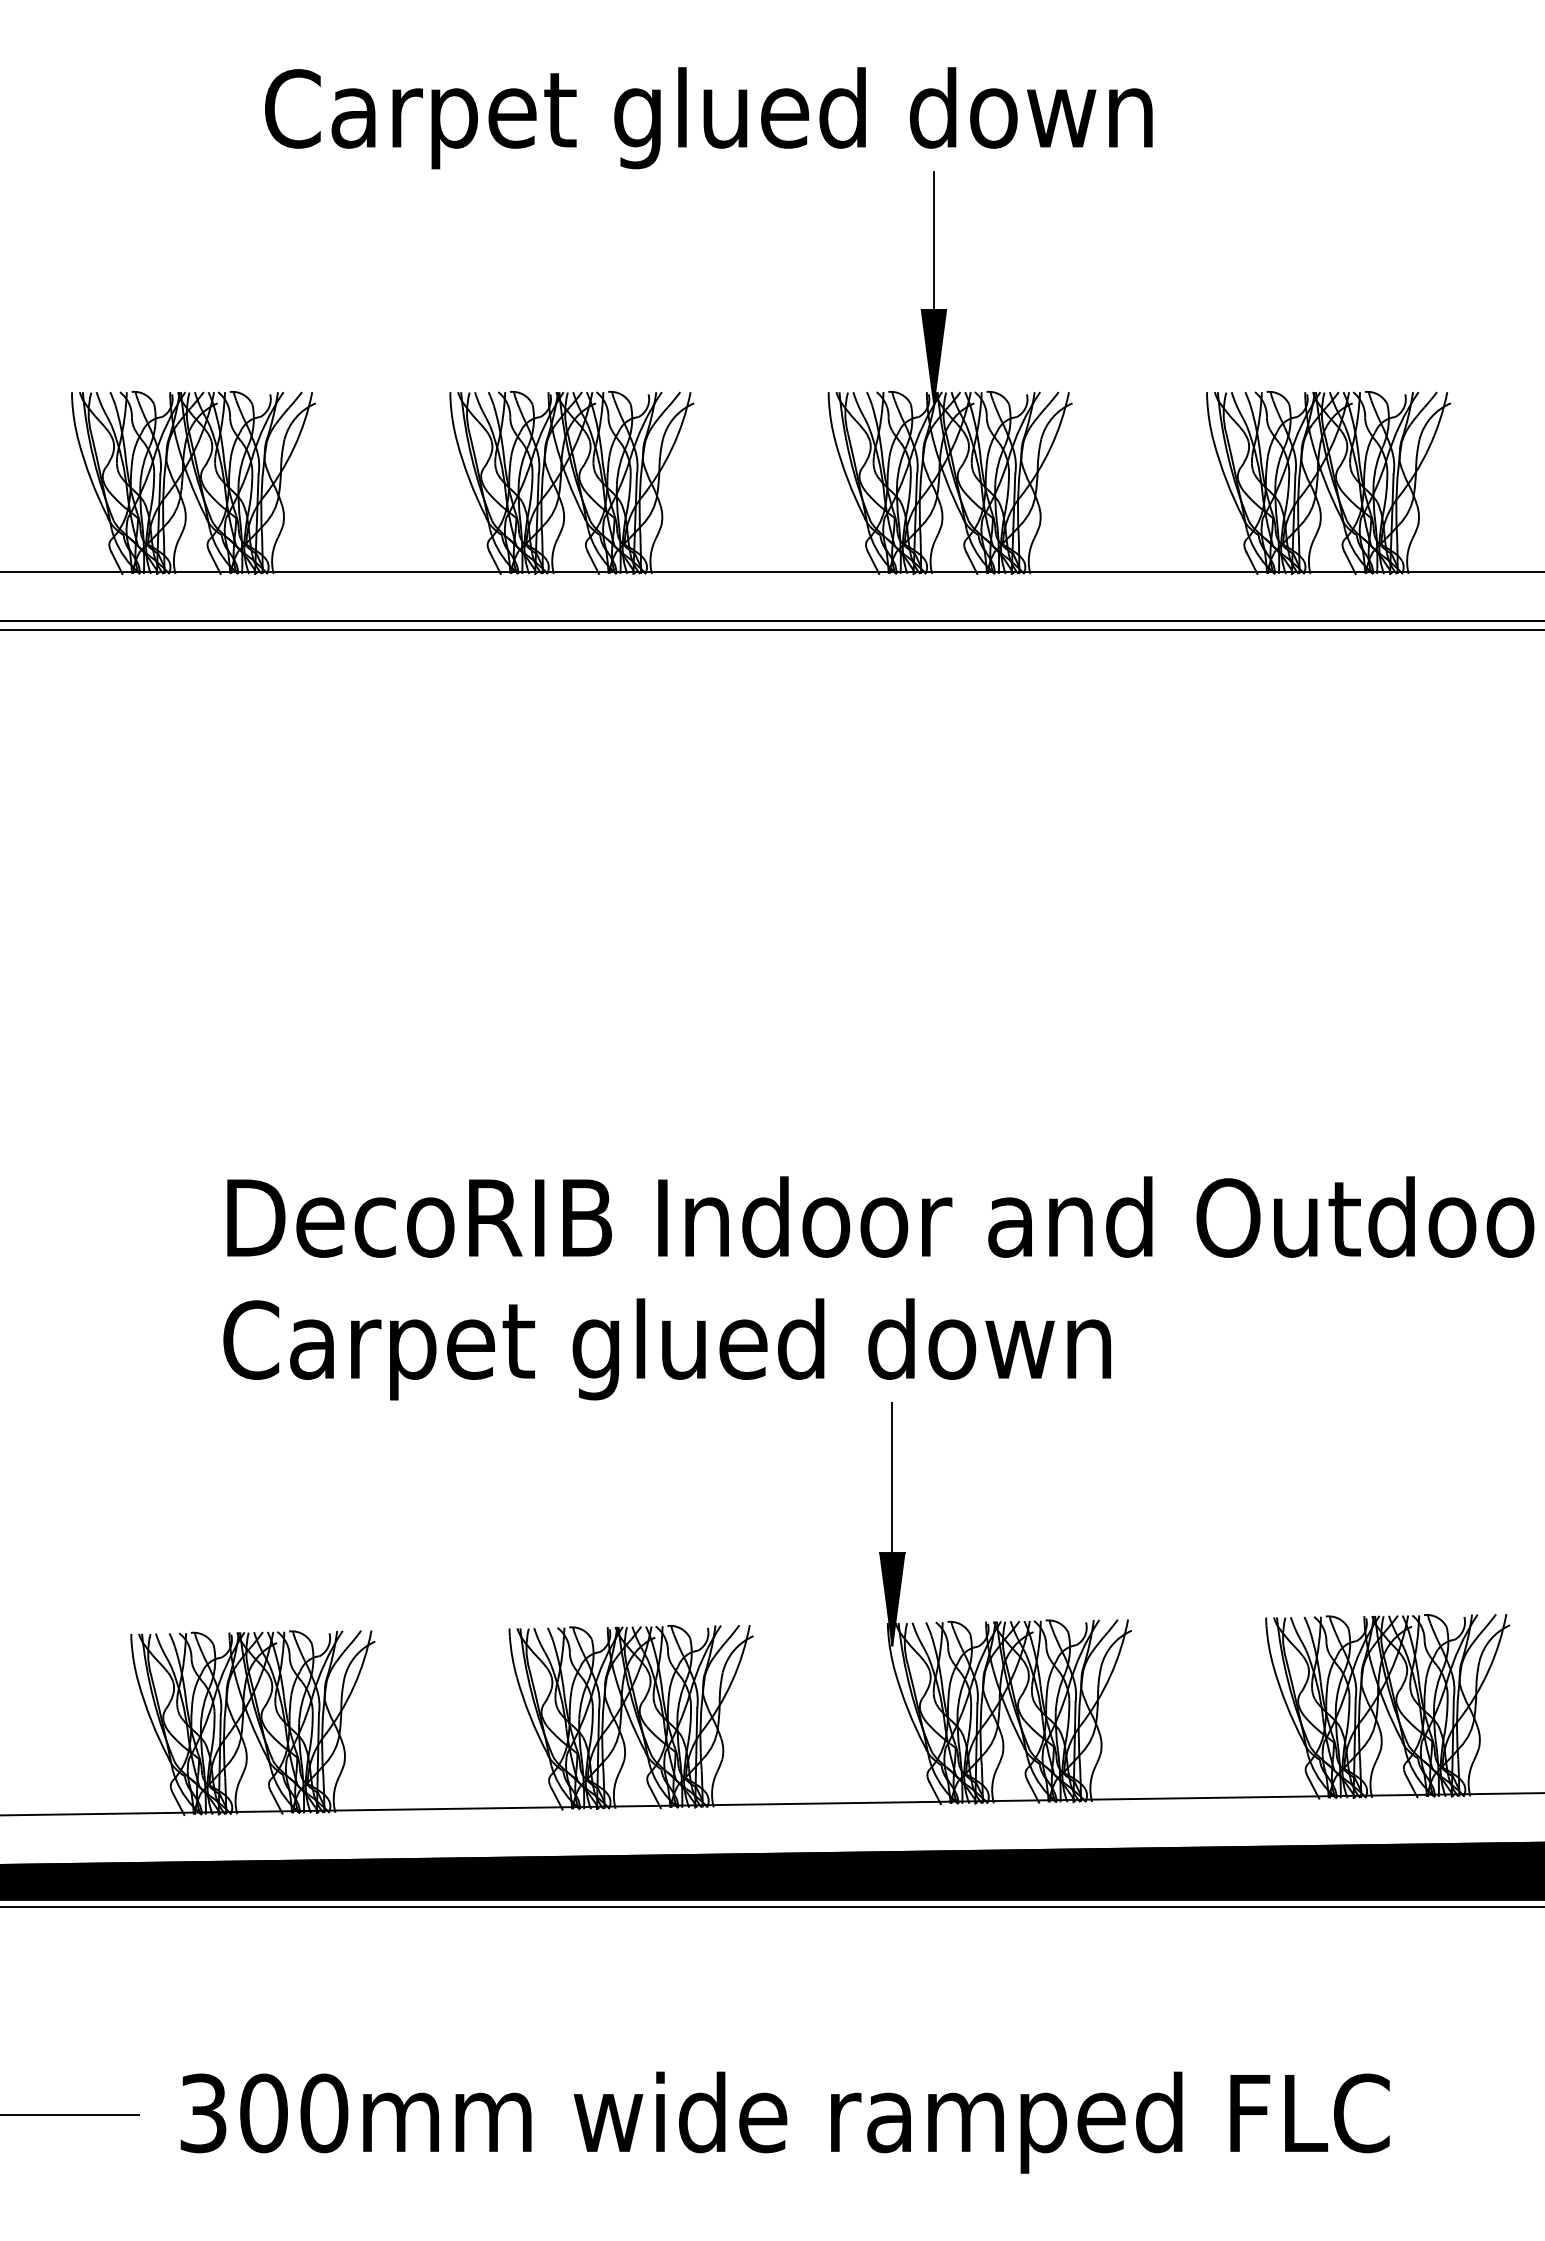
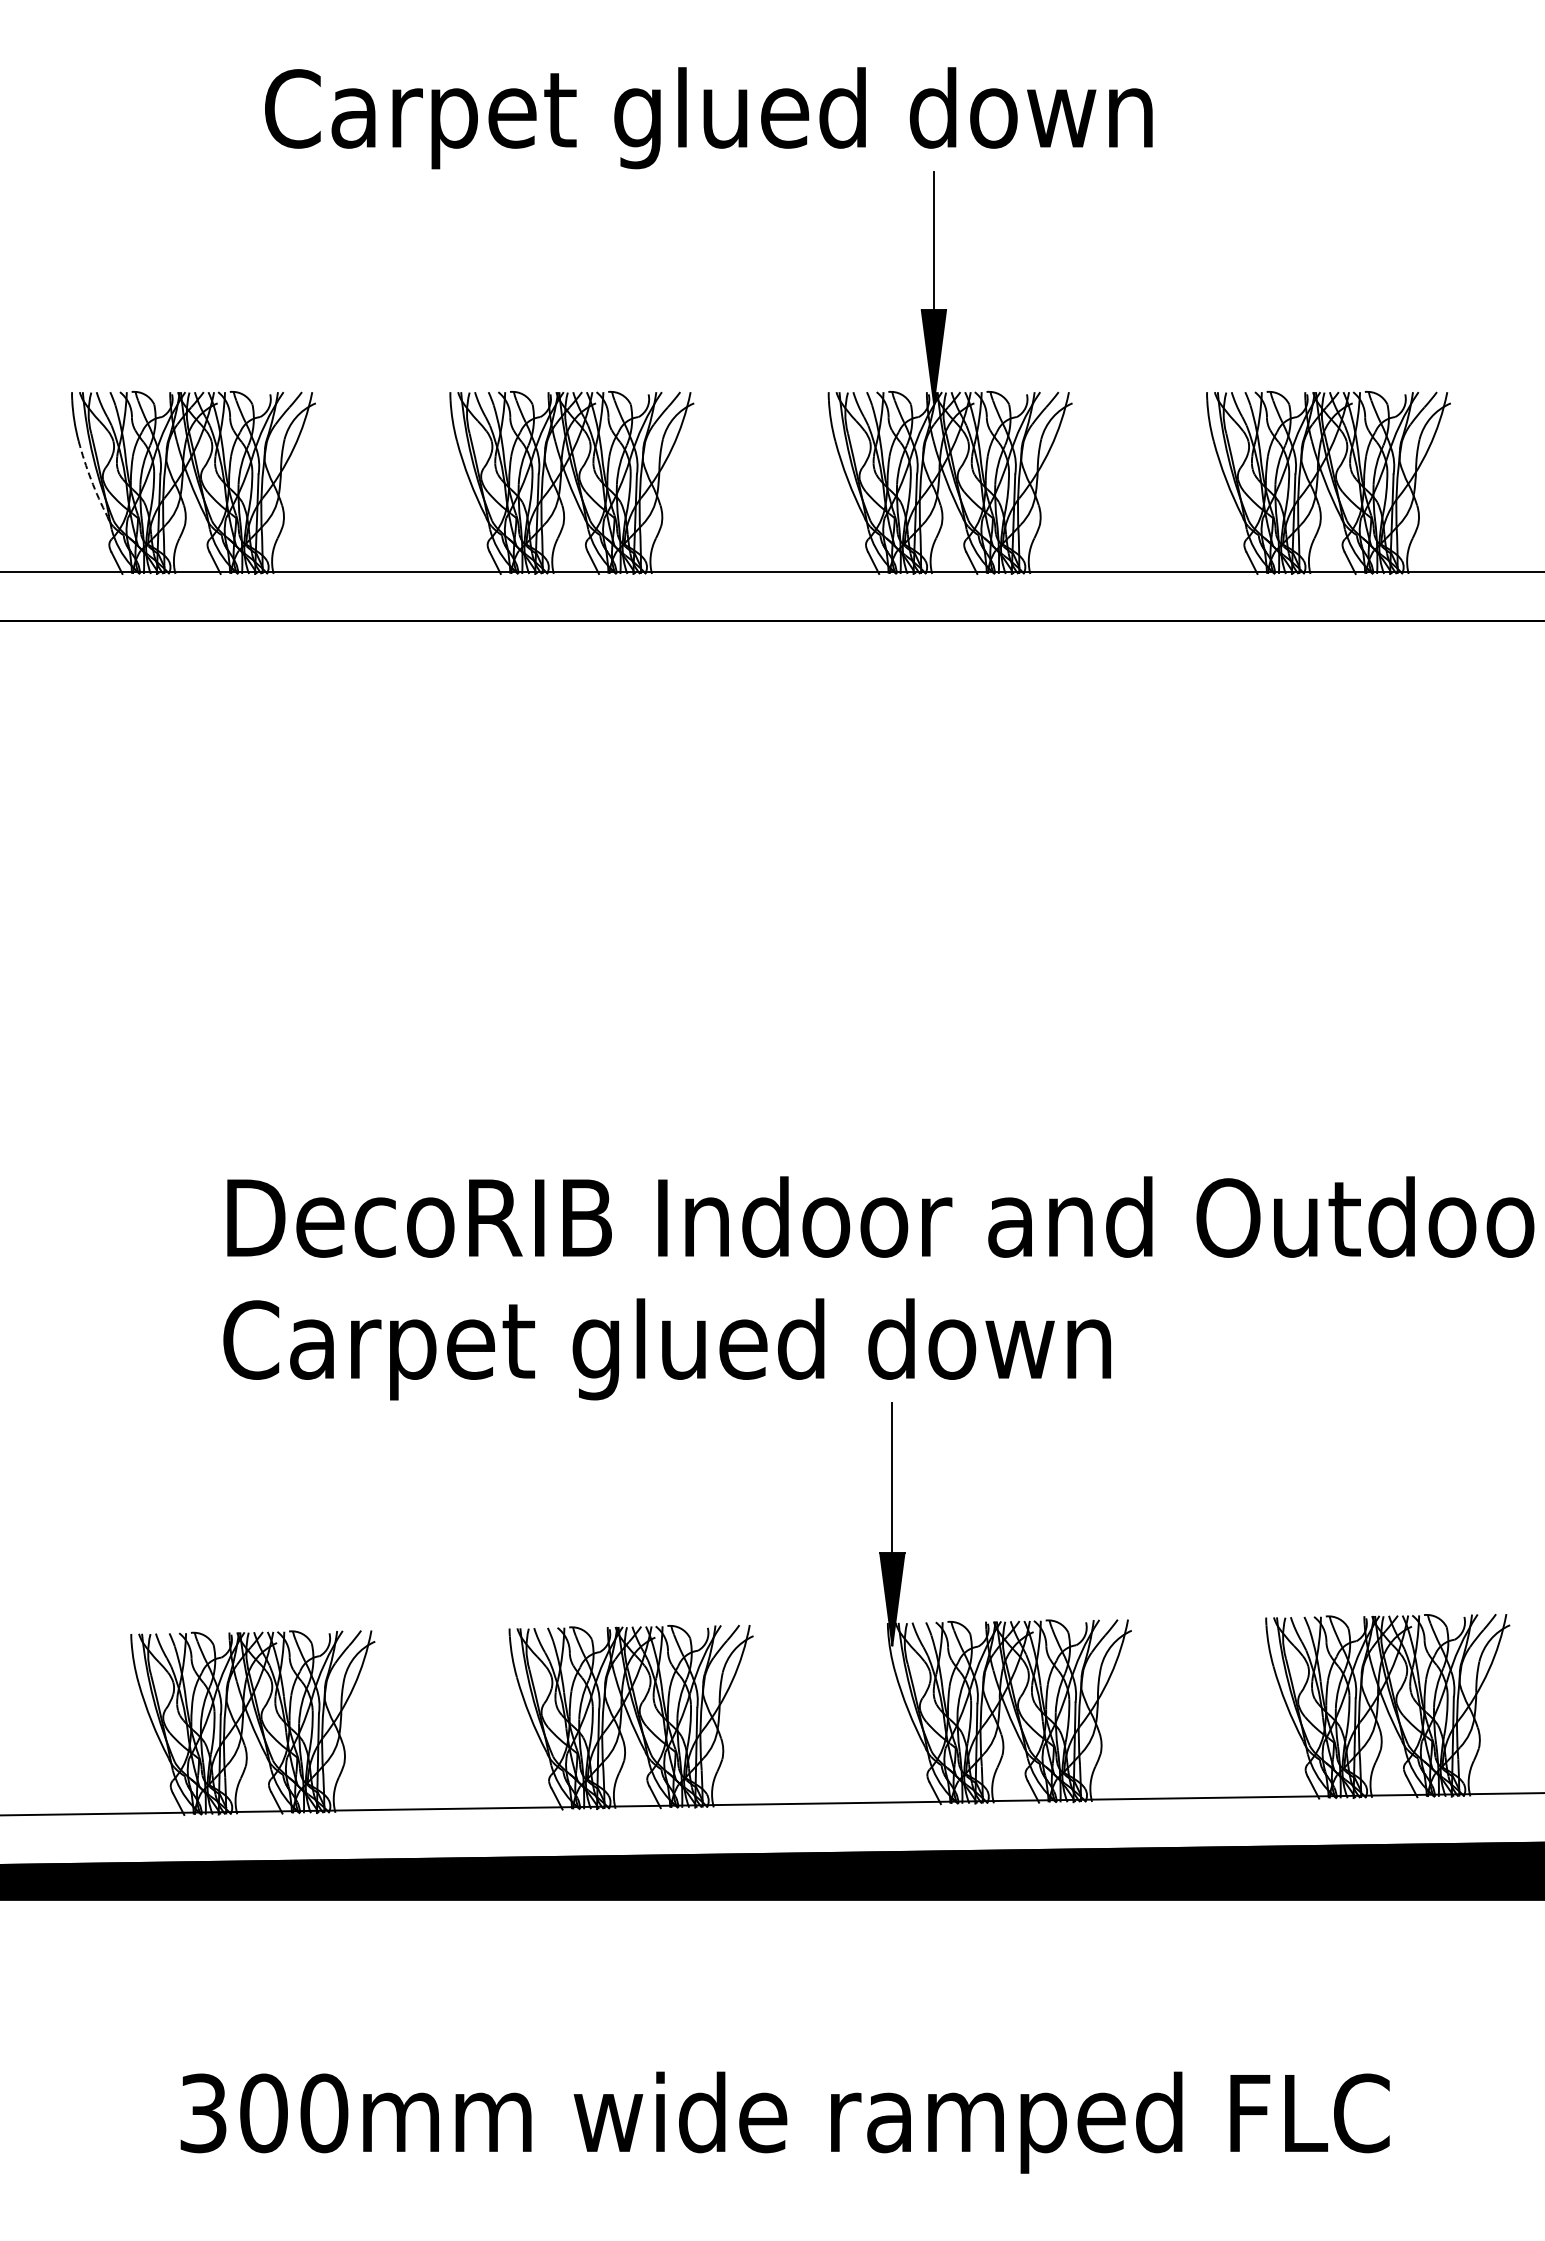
arc: solid -> dashed (91, 479)
line: present -> none (771, 629)
line: present -> none (771, 1906)
line: present -> none (70, 2115)
